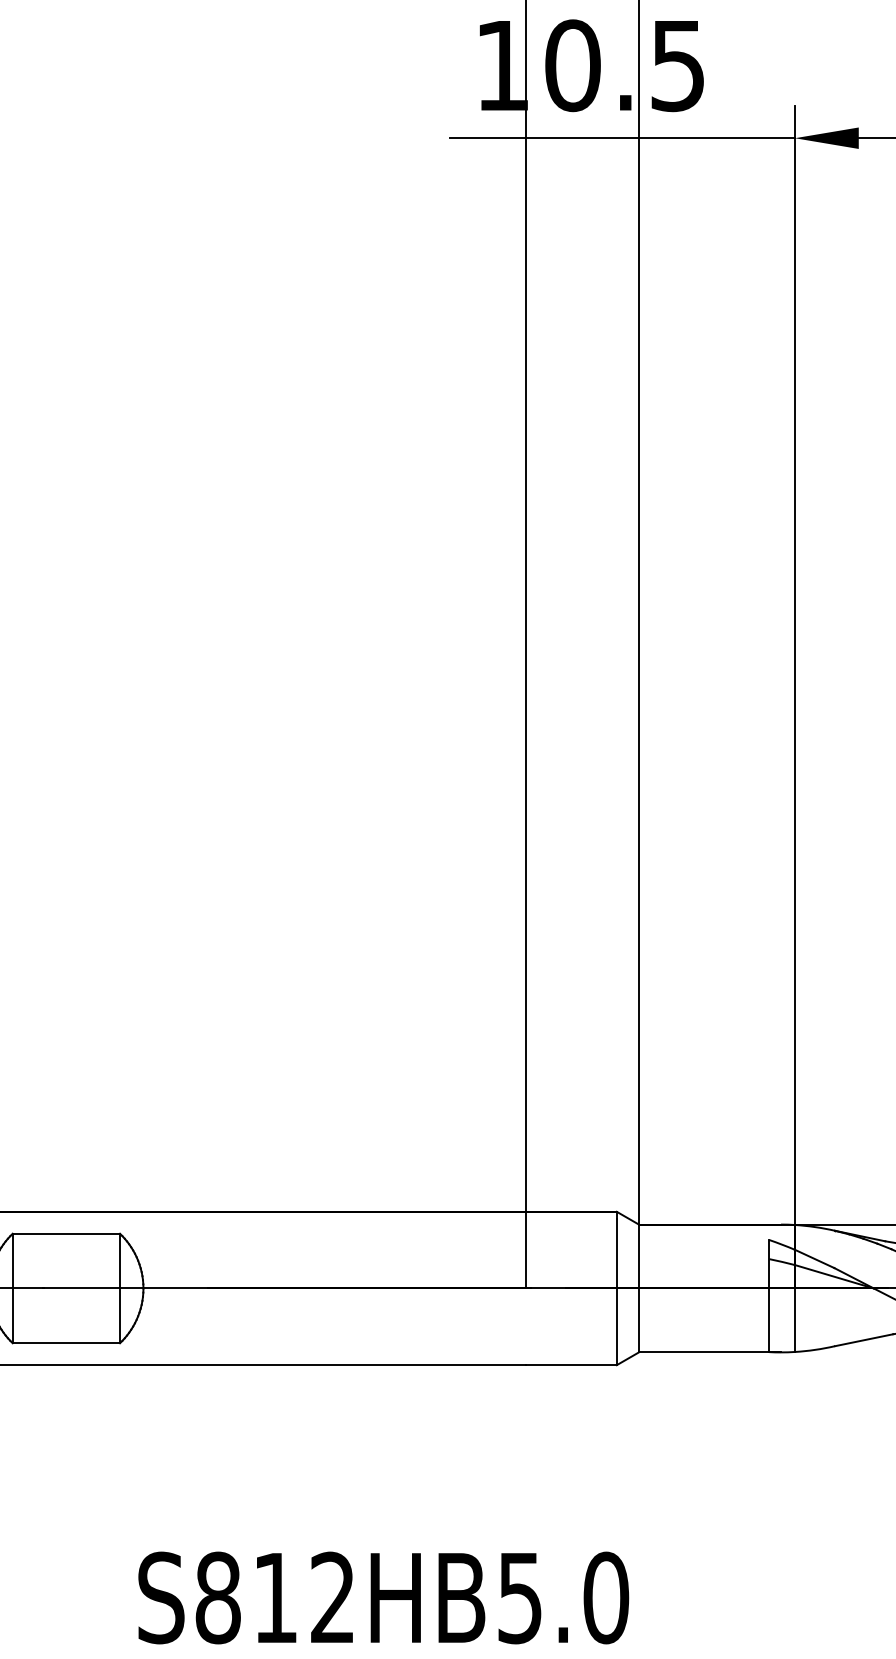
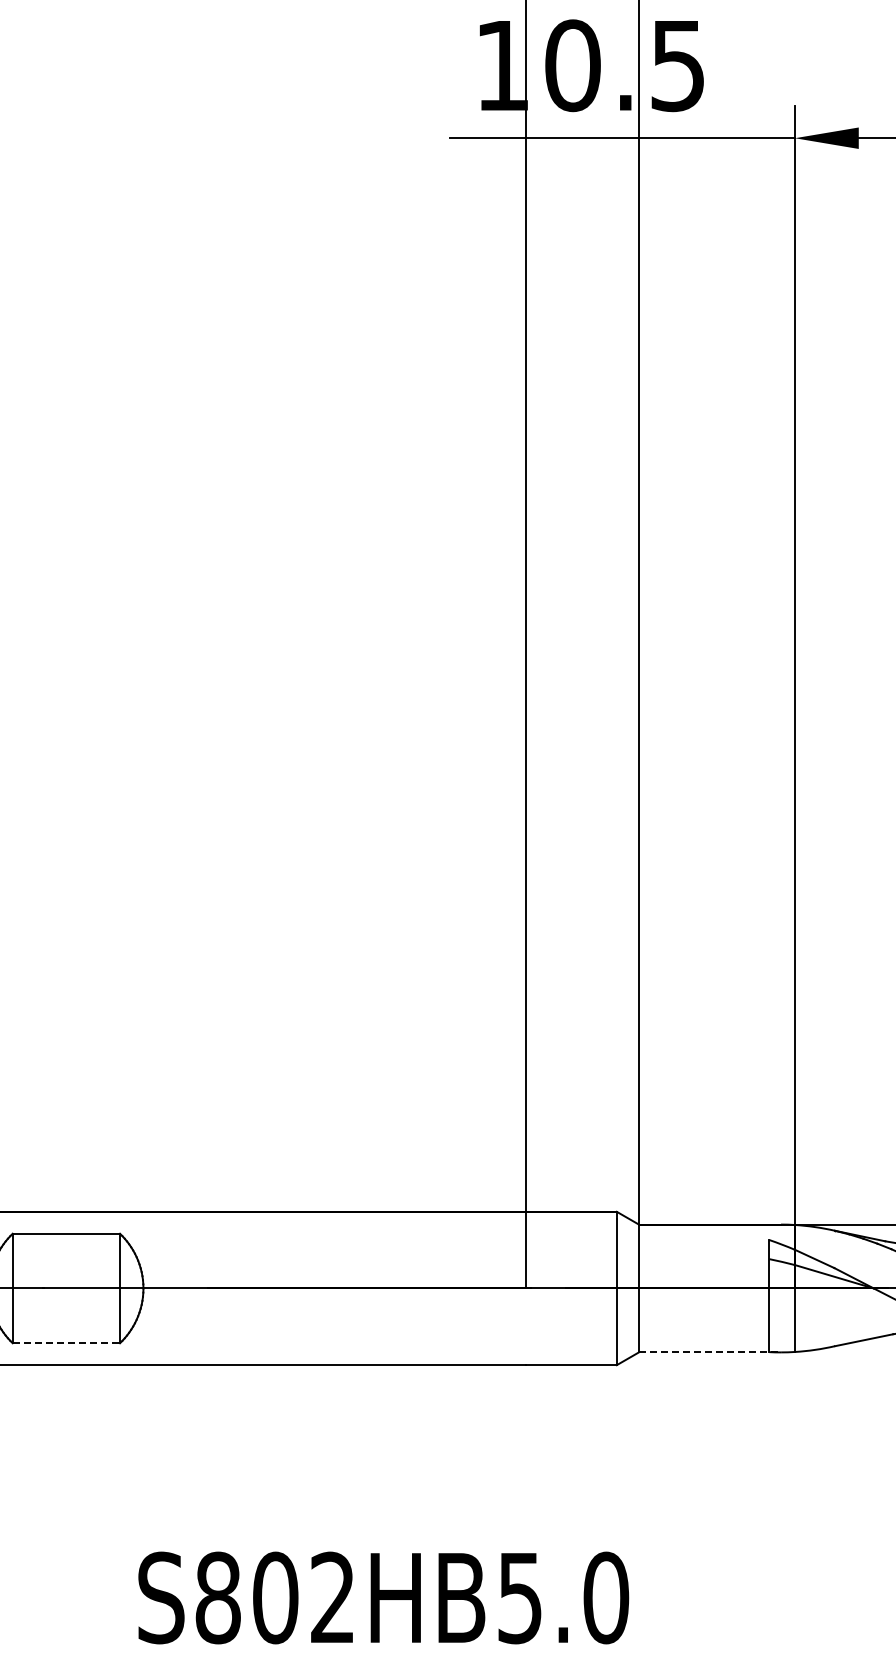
line: solid -> dashed (66, 1343)
line: solid -> dashed (710, 1352)
text: S812HB5.0 -> S802HB5.0 (275, 1597)
